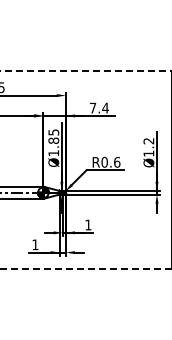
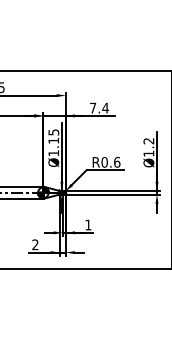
line: dashed -> solid (86, 71)
text: Ø1.85 -> Ø1.15 (53, 140)
text: 1 -> 2 (35, 244)
line: dashed -> solid (85, 268)
